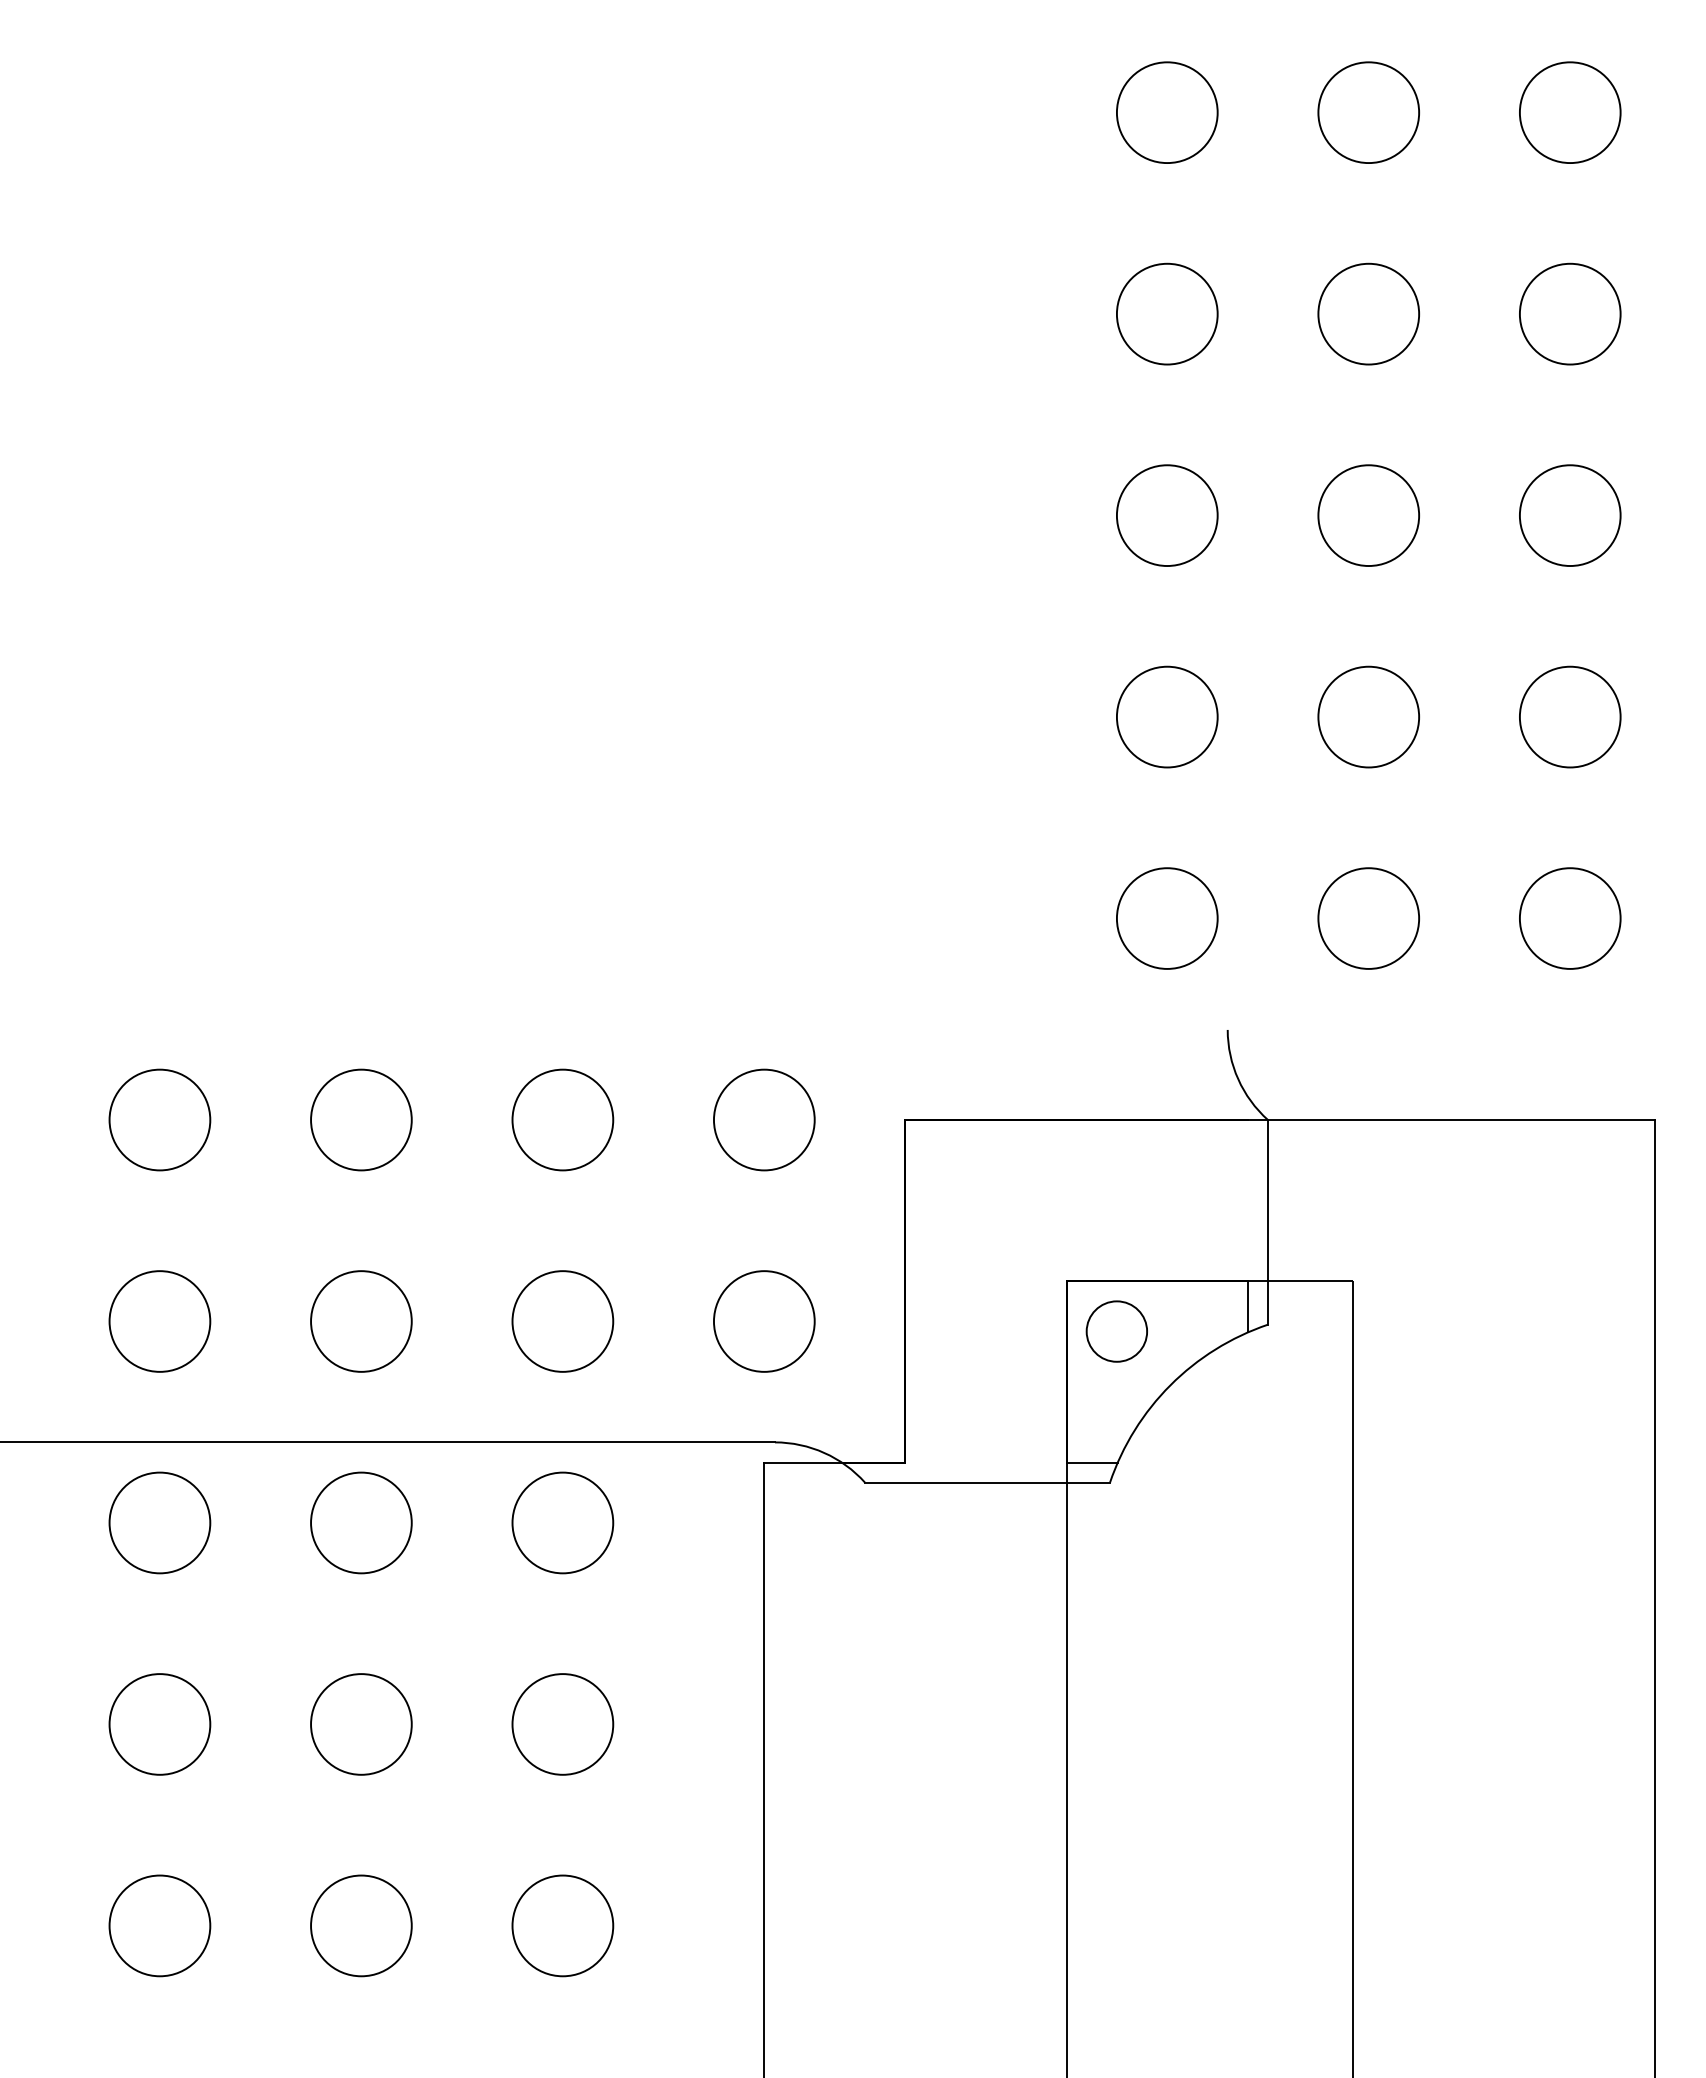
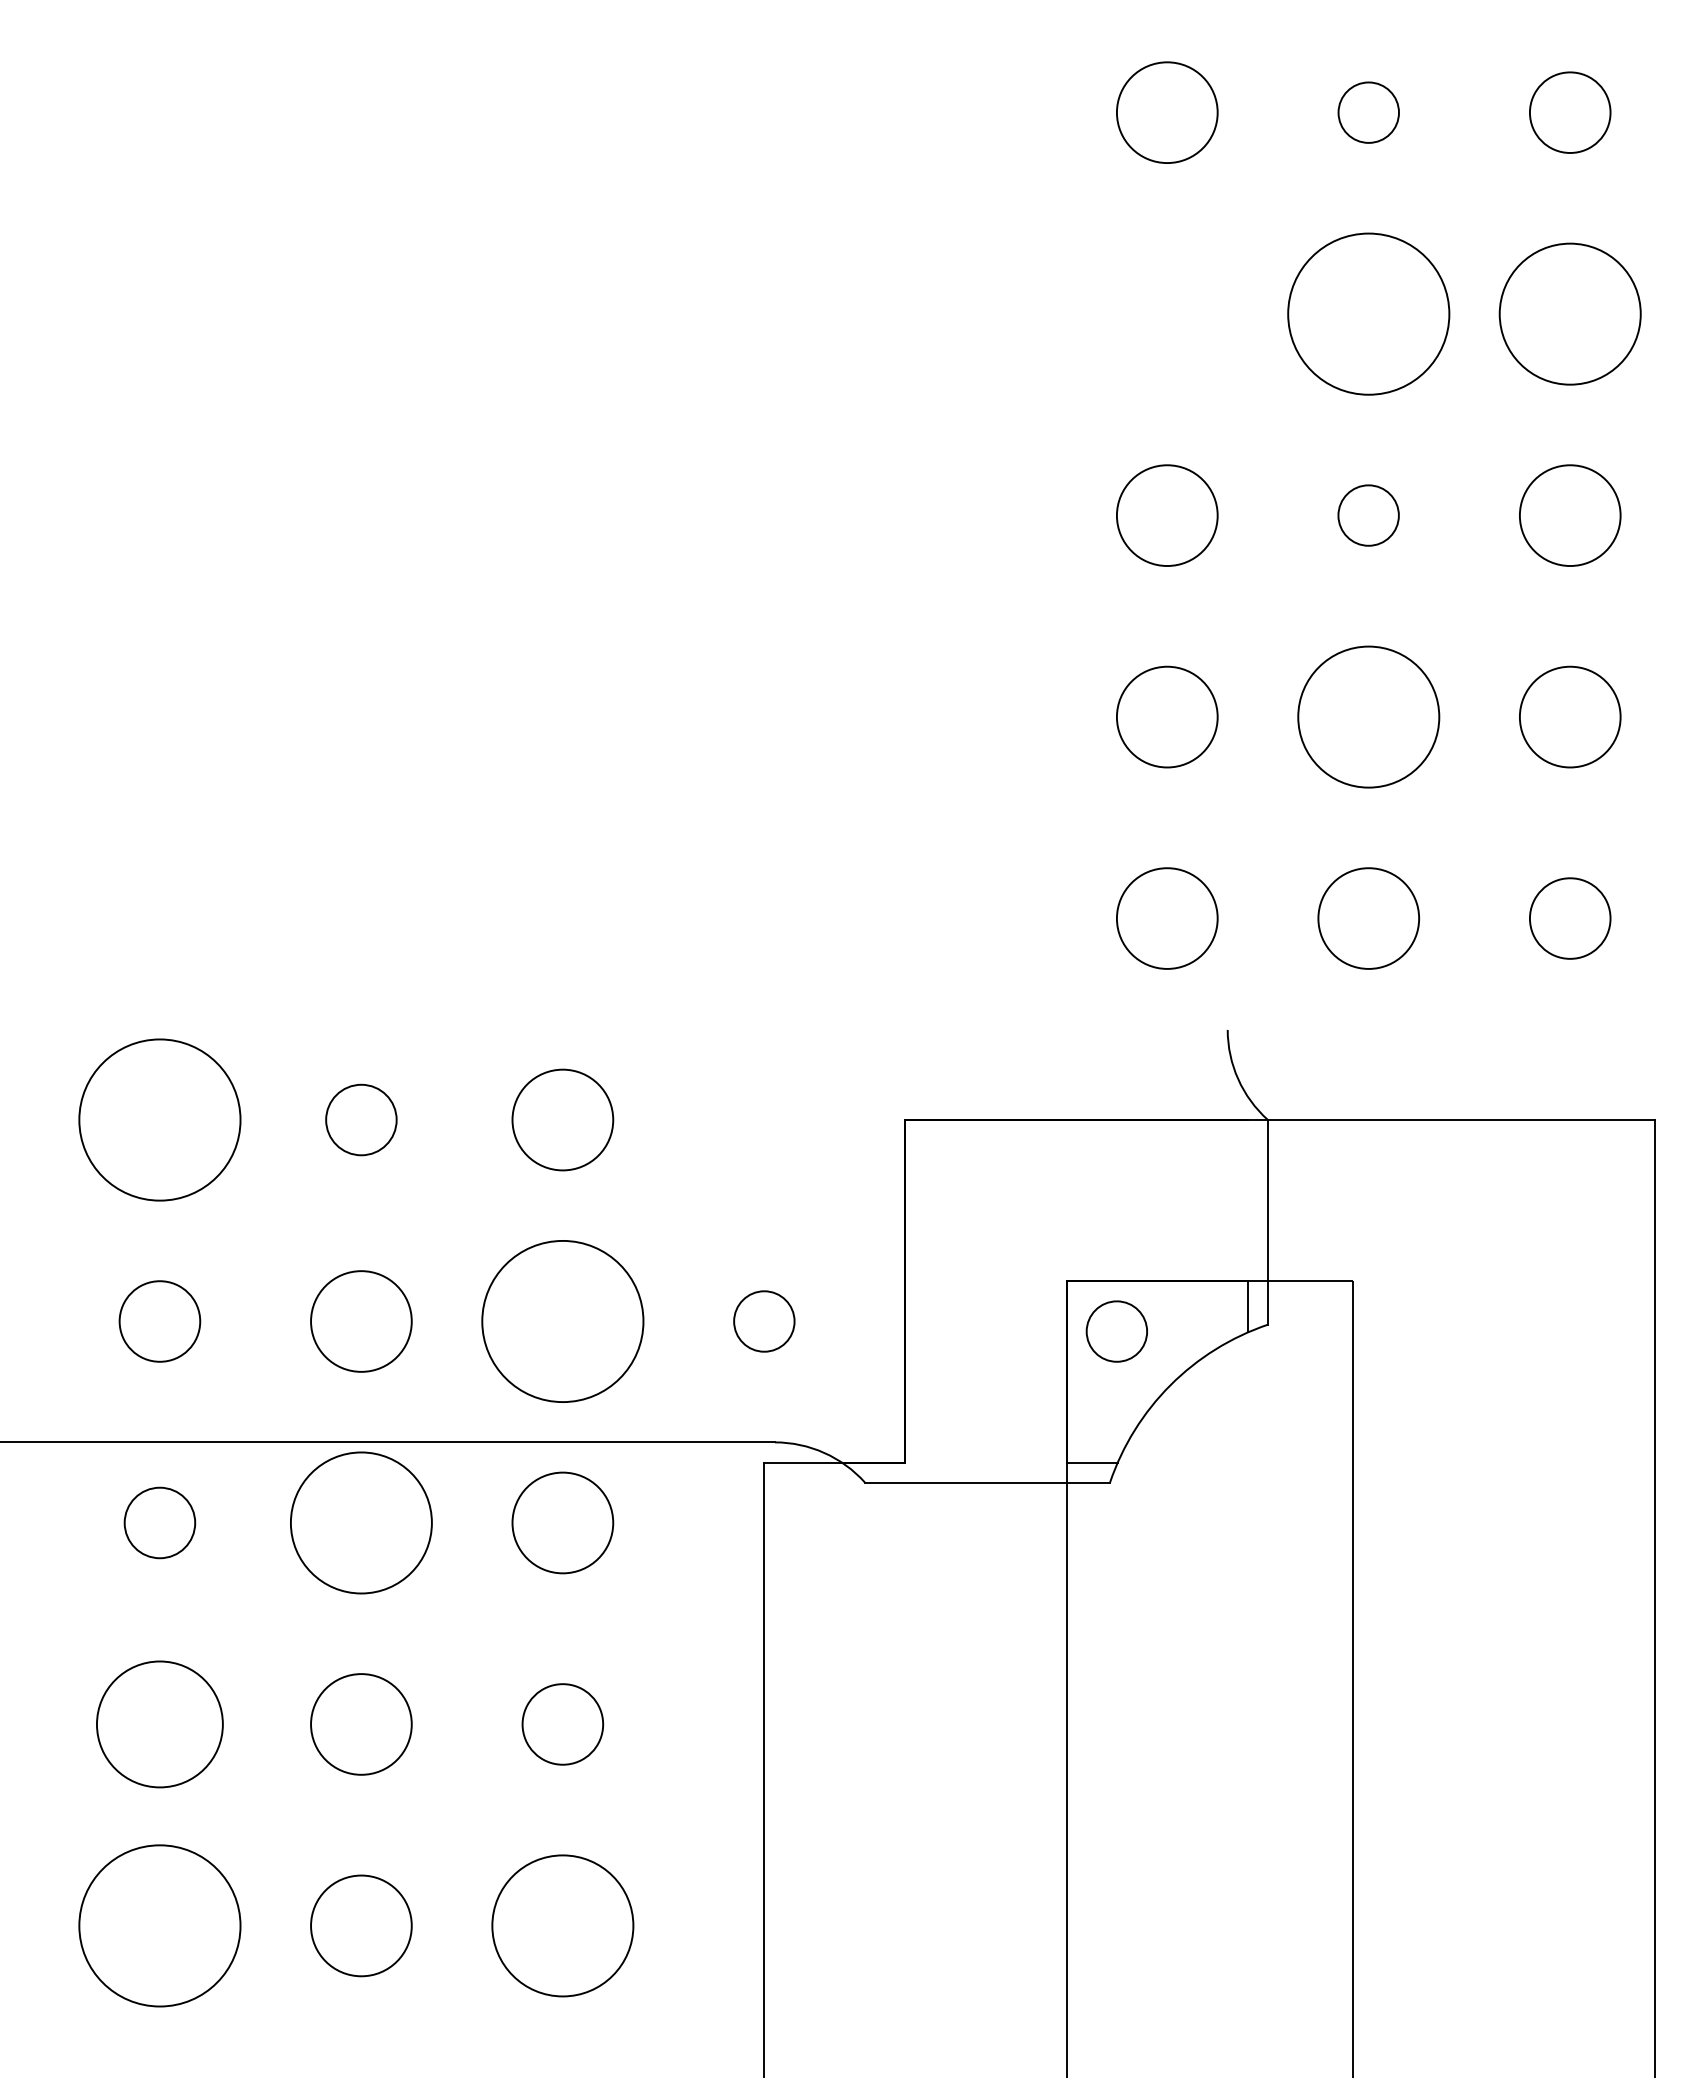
circle diameter: 101 px -> 60 px (1368, 112)
circle diameter: 101 px -> 81 px (1569, 112)
circle: present -> none (1167, 313)
circle diameter: 101 px -> 161 px (1368, 313)
circle diameter: 101 px -> 141 px (1569, 313)
circle size: 103x103 px -> 63x63 px (1368, 515)
circle diameter: 101 px -> 141 px (1368, 716)
circle diameter: 101 px -> 81 px (1569, 918)
circle diameter: 101 px -> 161 px (159, 1119)
circle diameter: 101 px -> 71 px (361, 1119)
circle: present -> none (764, 1119)
circle diameter: 101 px -> 81 px (159, 1321)
circle diameter: 101 px -> 161 px (562, 1321)
circle diameter: 101 px -> 60 px (764, 1321)
circle size: 104x104 px -> 74x74 px (159, 1522)
circle diameter: 101 px -> 141 px (360, 1522)
circle diameter: 101 px -> 126 px (159, 1724)
circle diameter: 101 px -> 81 px (562, 1724)
circle diameter: 101 px -> 161 px (159, 1925)
circle diameter: 101 px -> 141 px (562, 1925)
